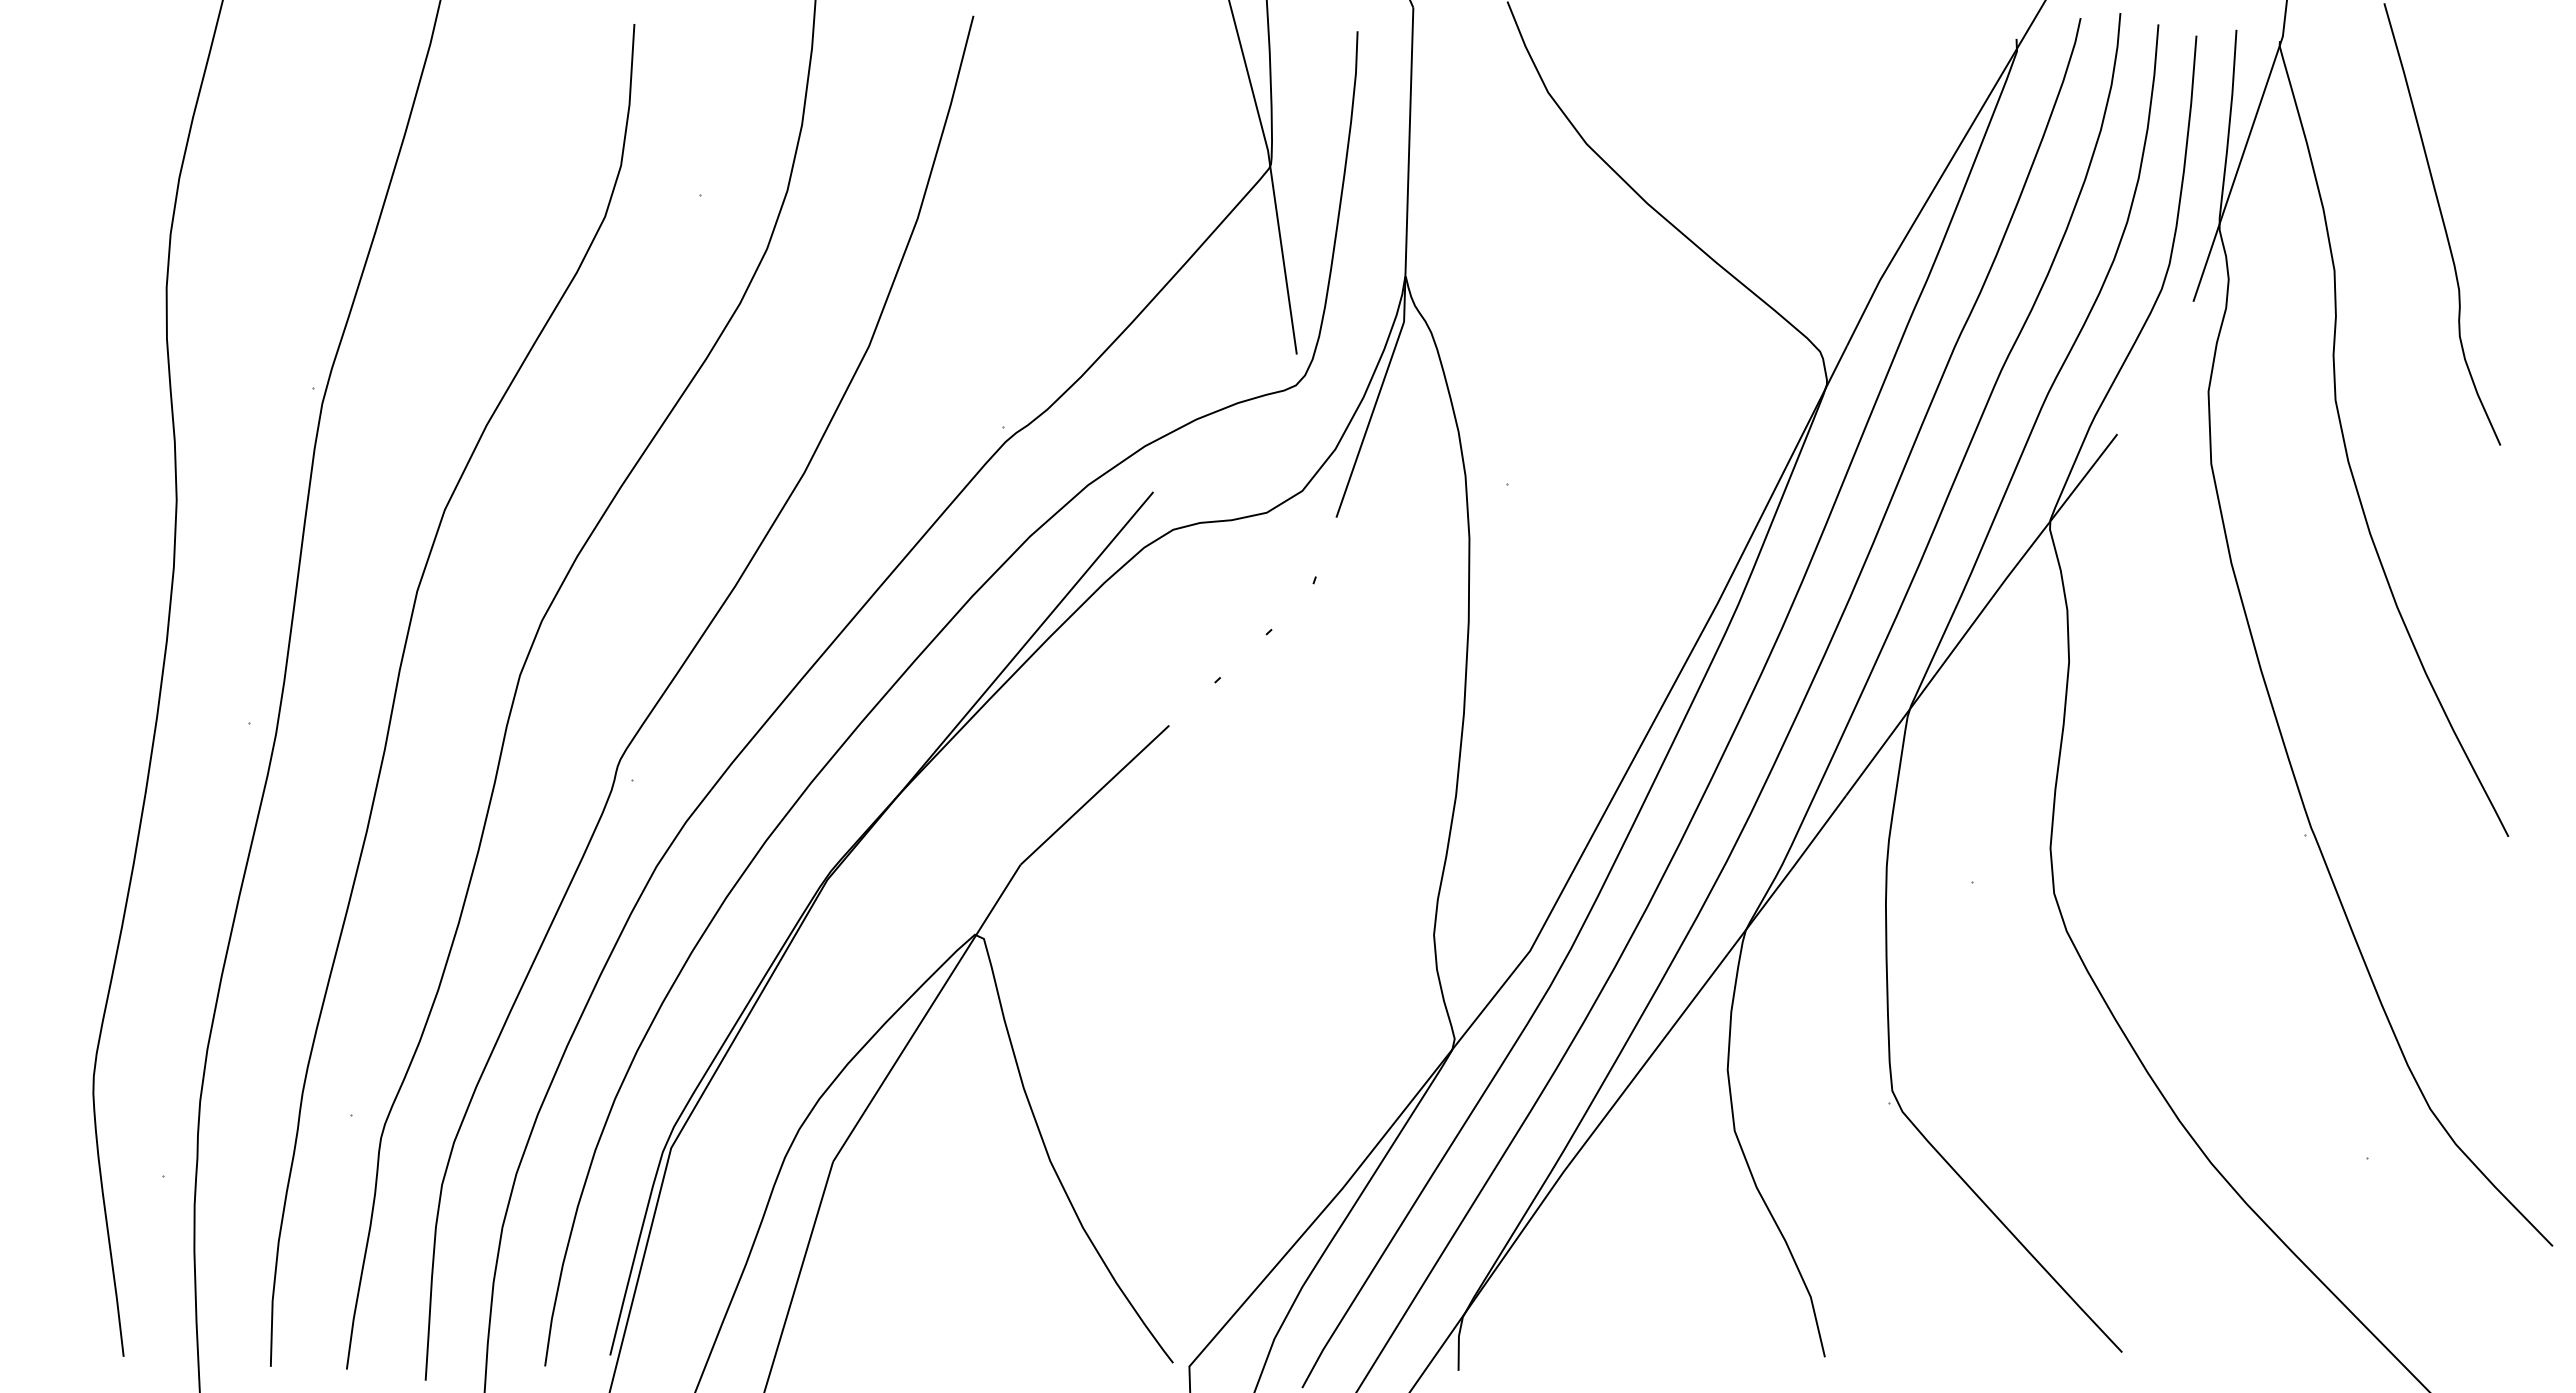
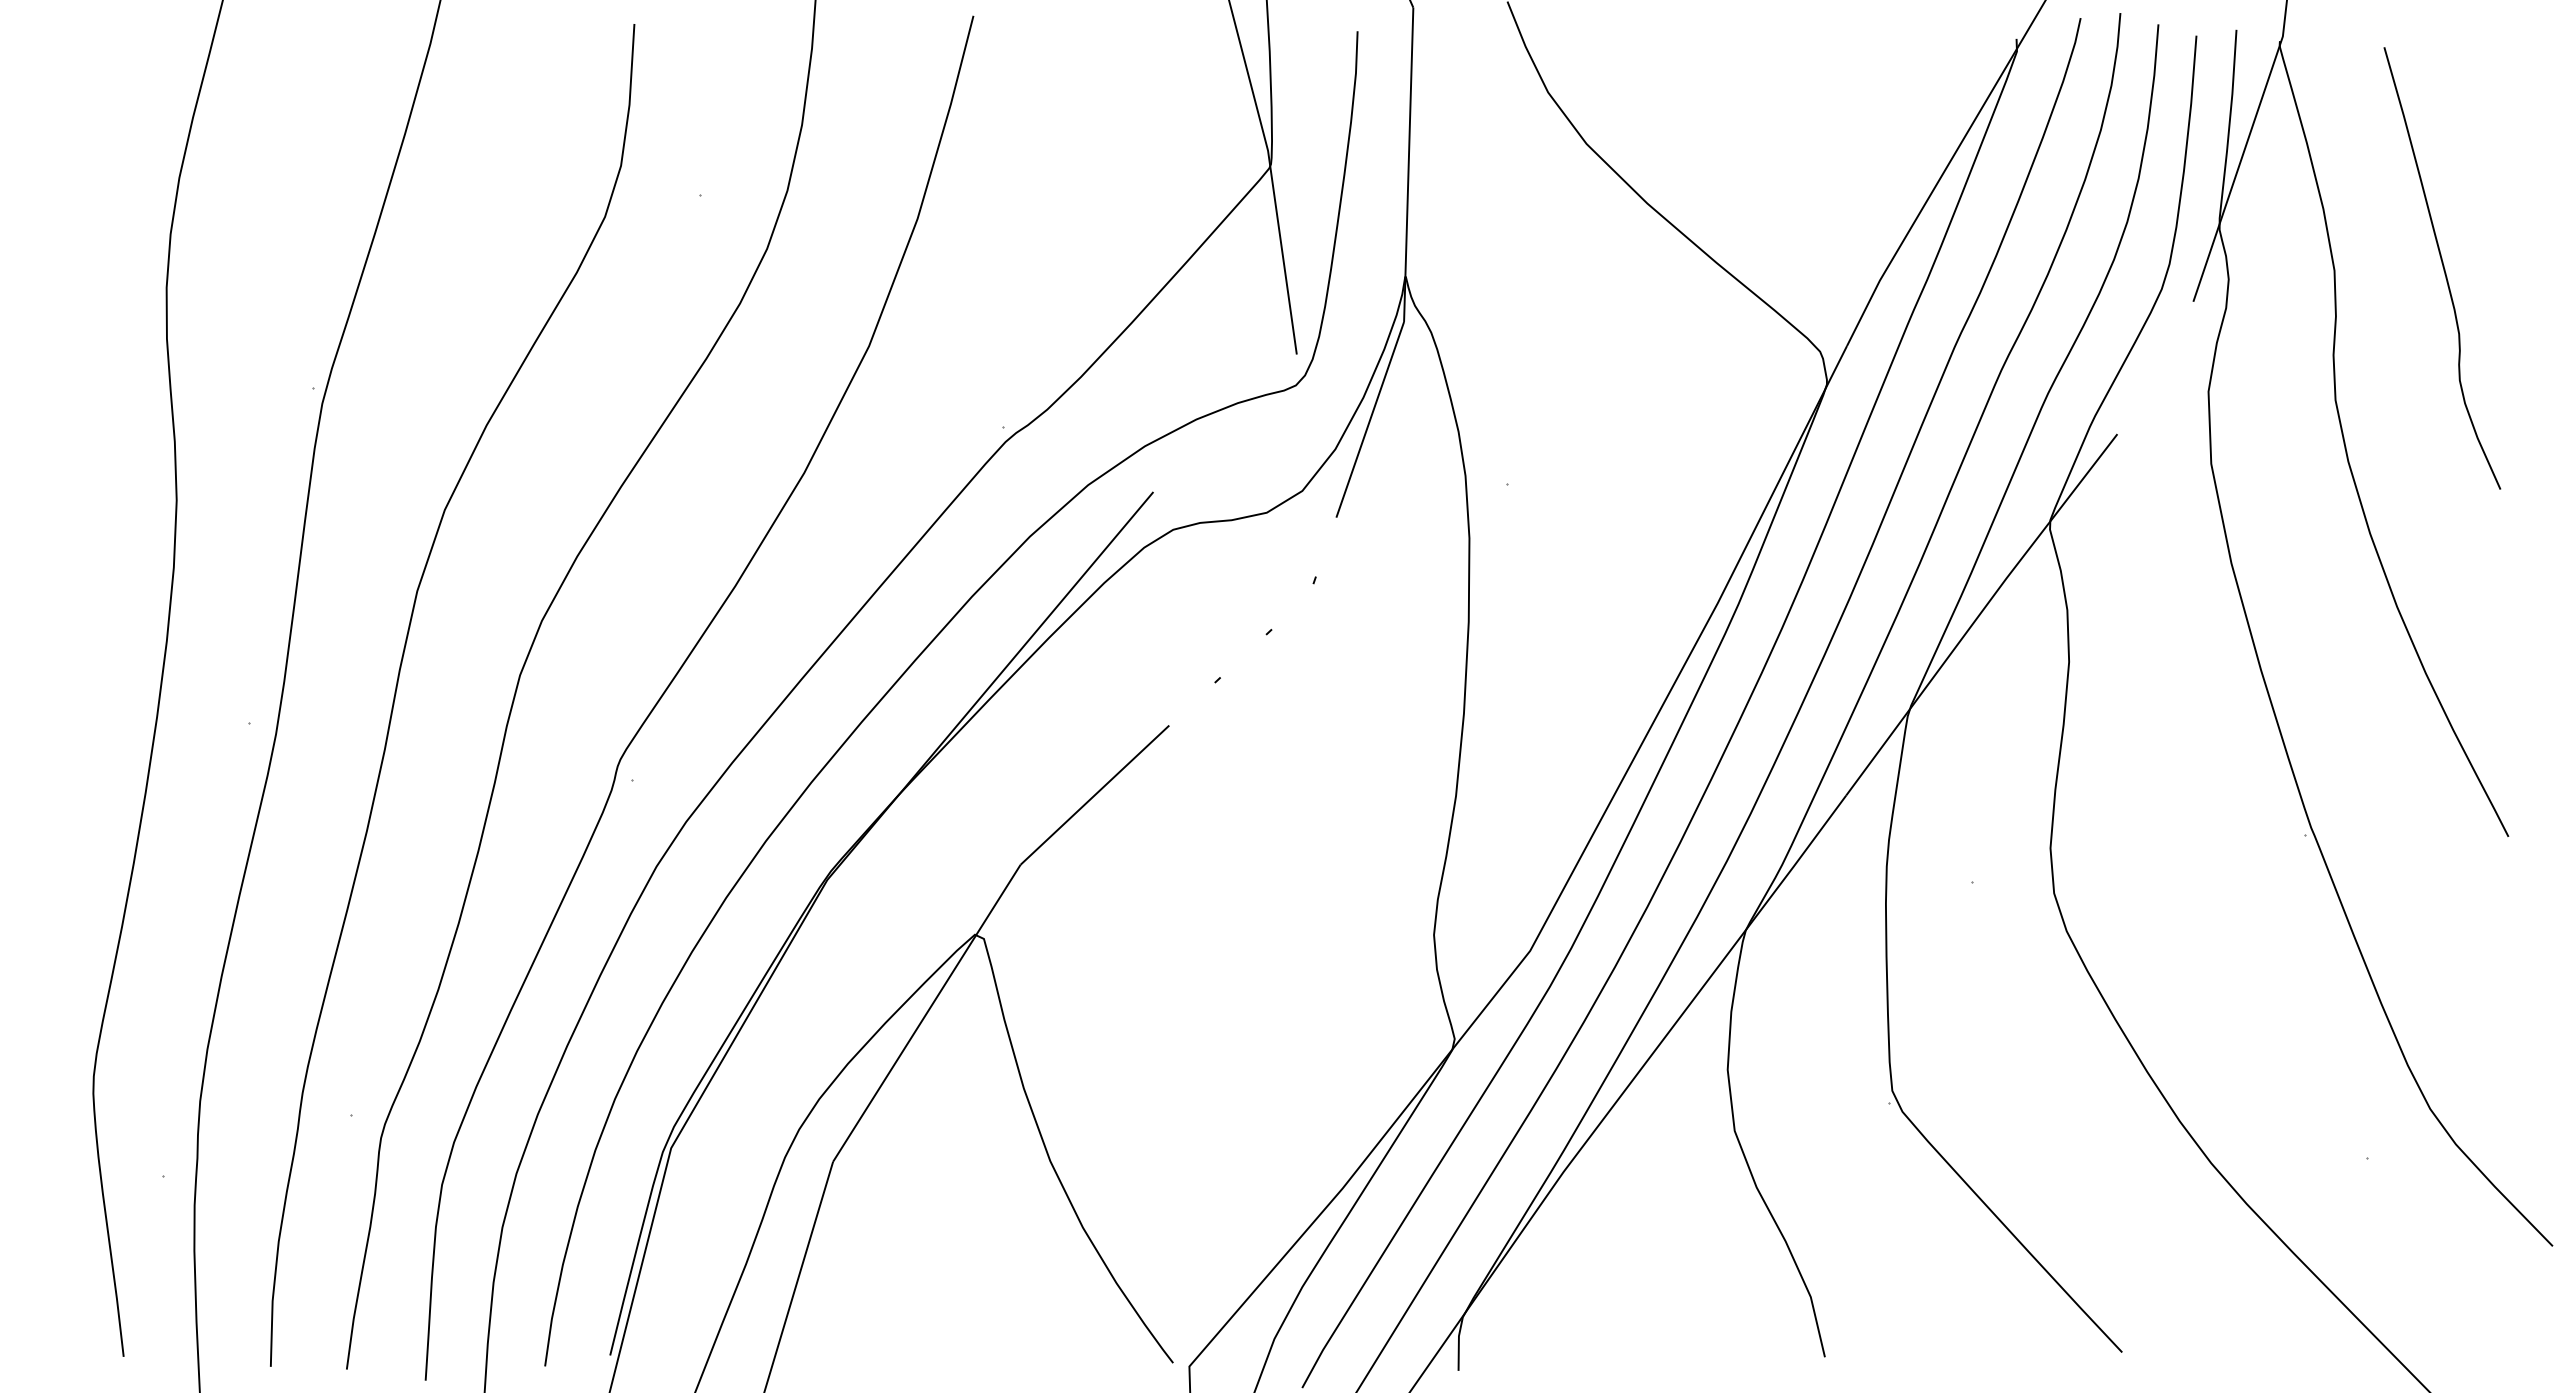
curve position: (2442, 223) -> (2442, 267) (2442, 267)
